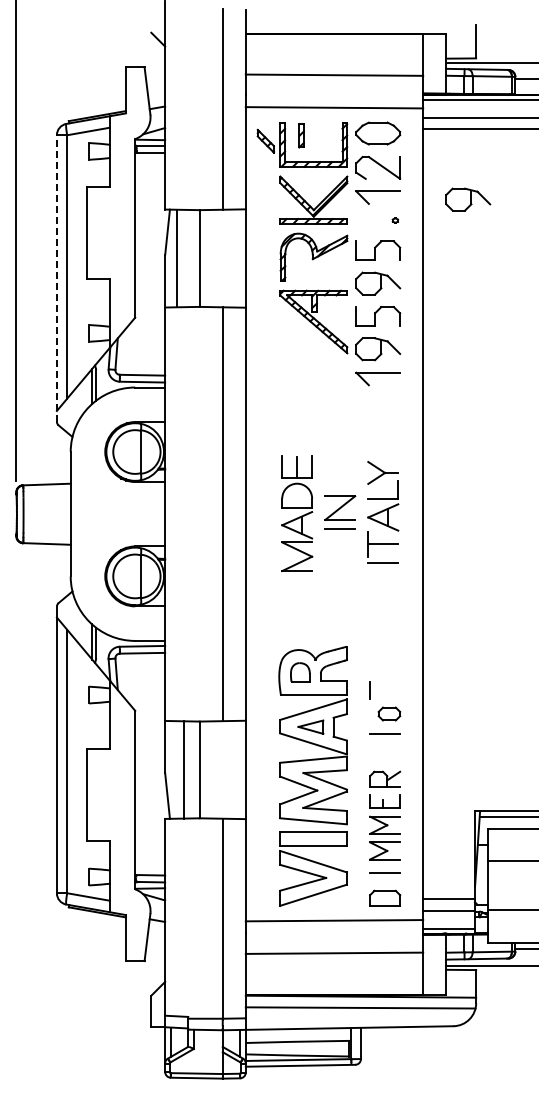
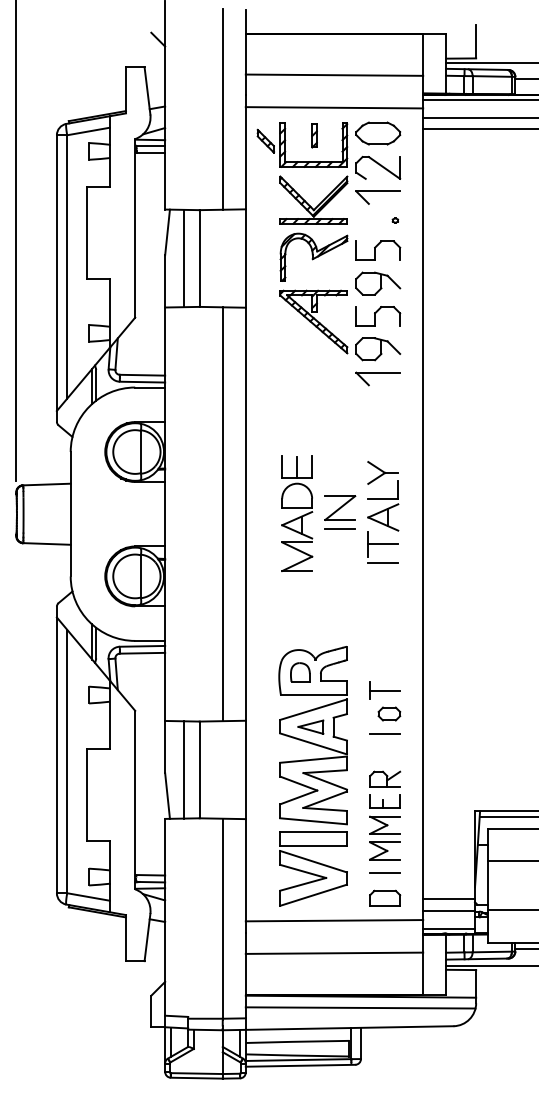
part position: (301, 135) -> (314, 135) (314, 135)
part: present -> none (468, 199)
line position: (176, 258) -> (183, 258) (183, 258)
line: dashed -> solid (56, 278)
line: none -> present (385, 690)
